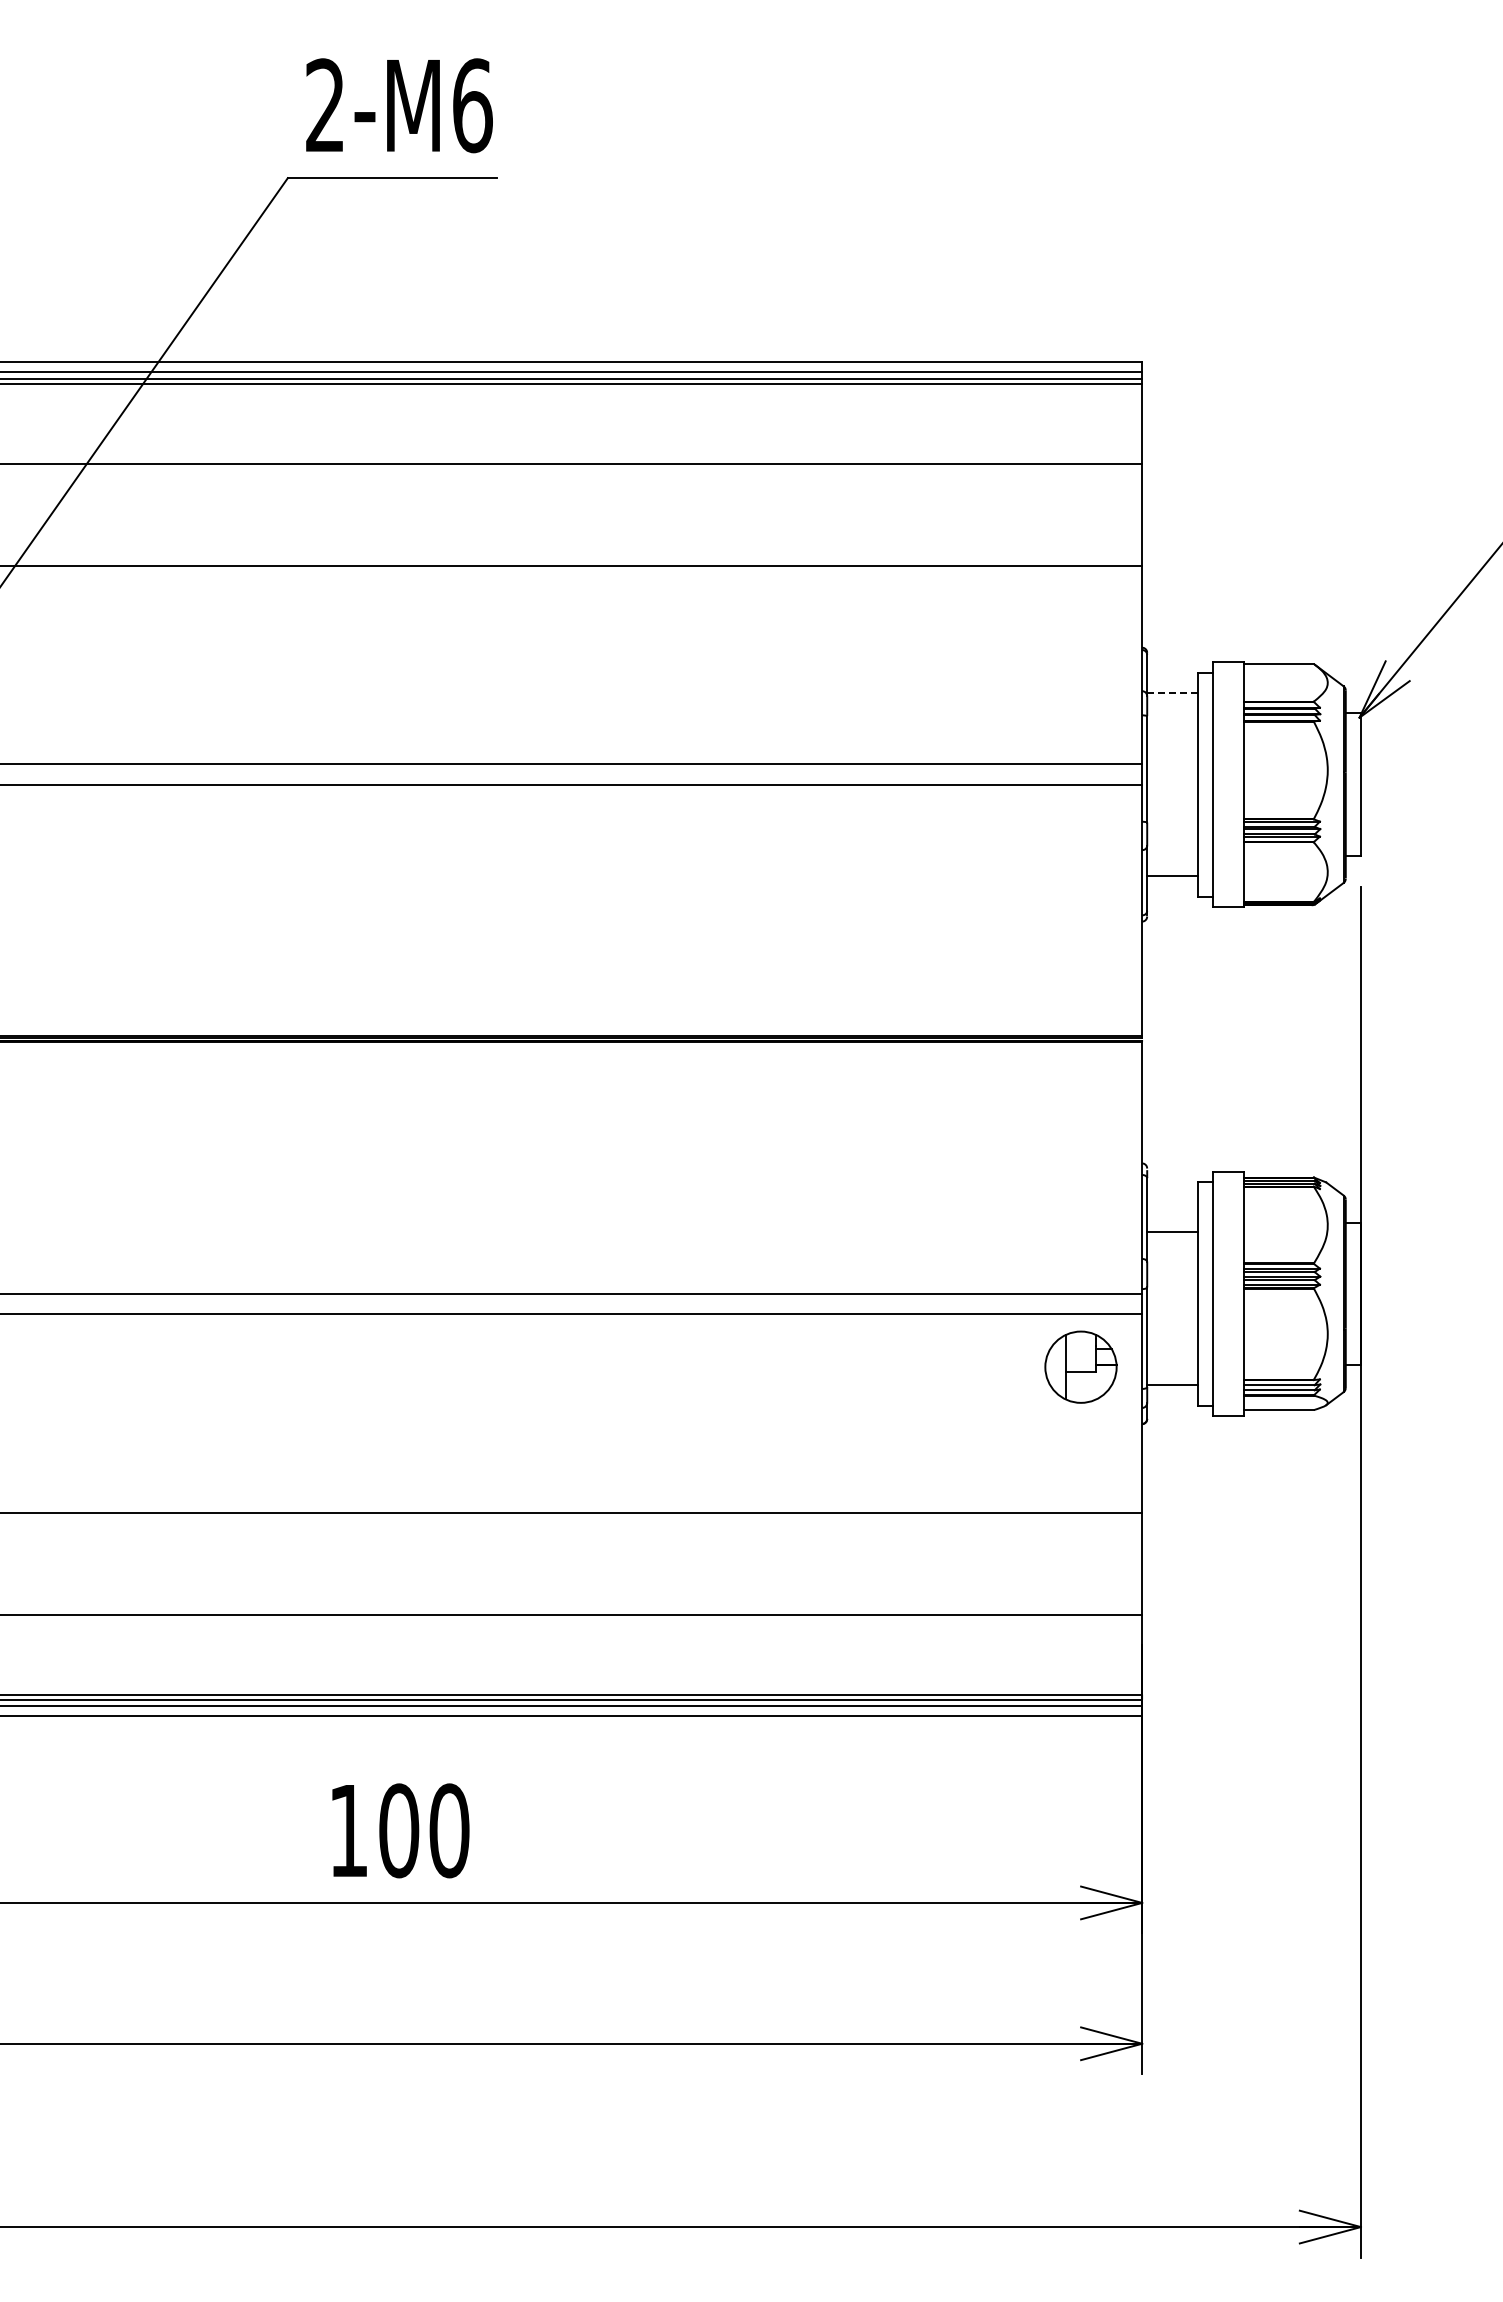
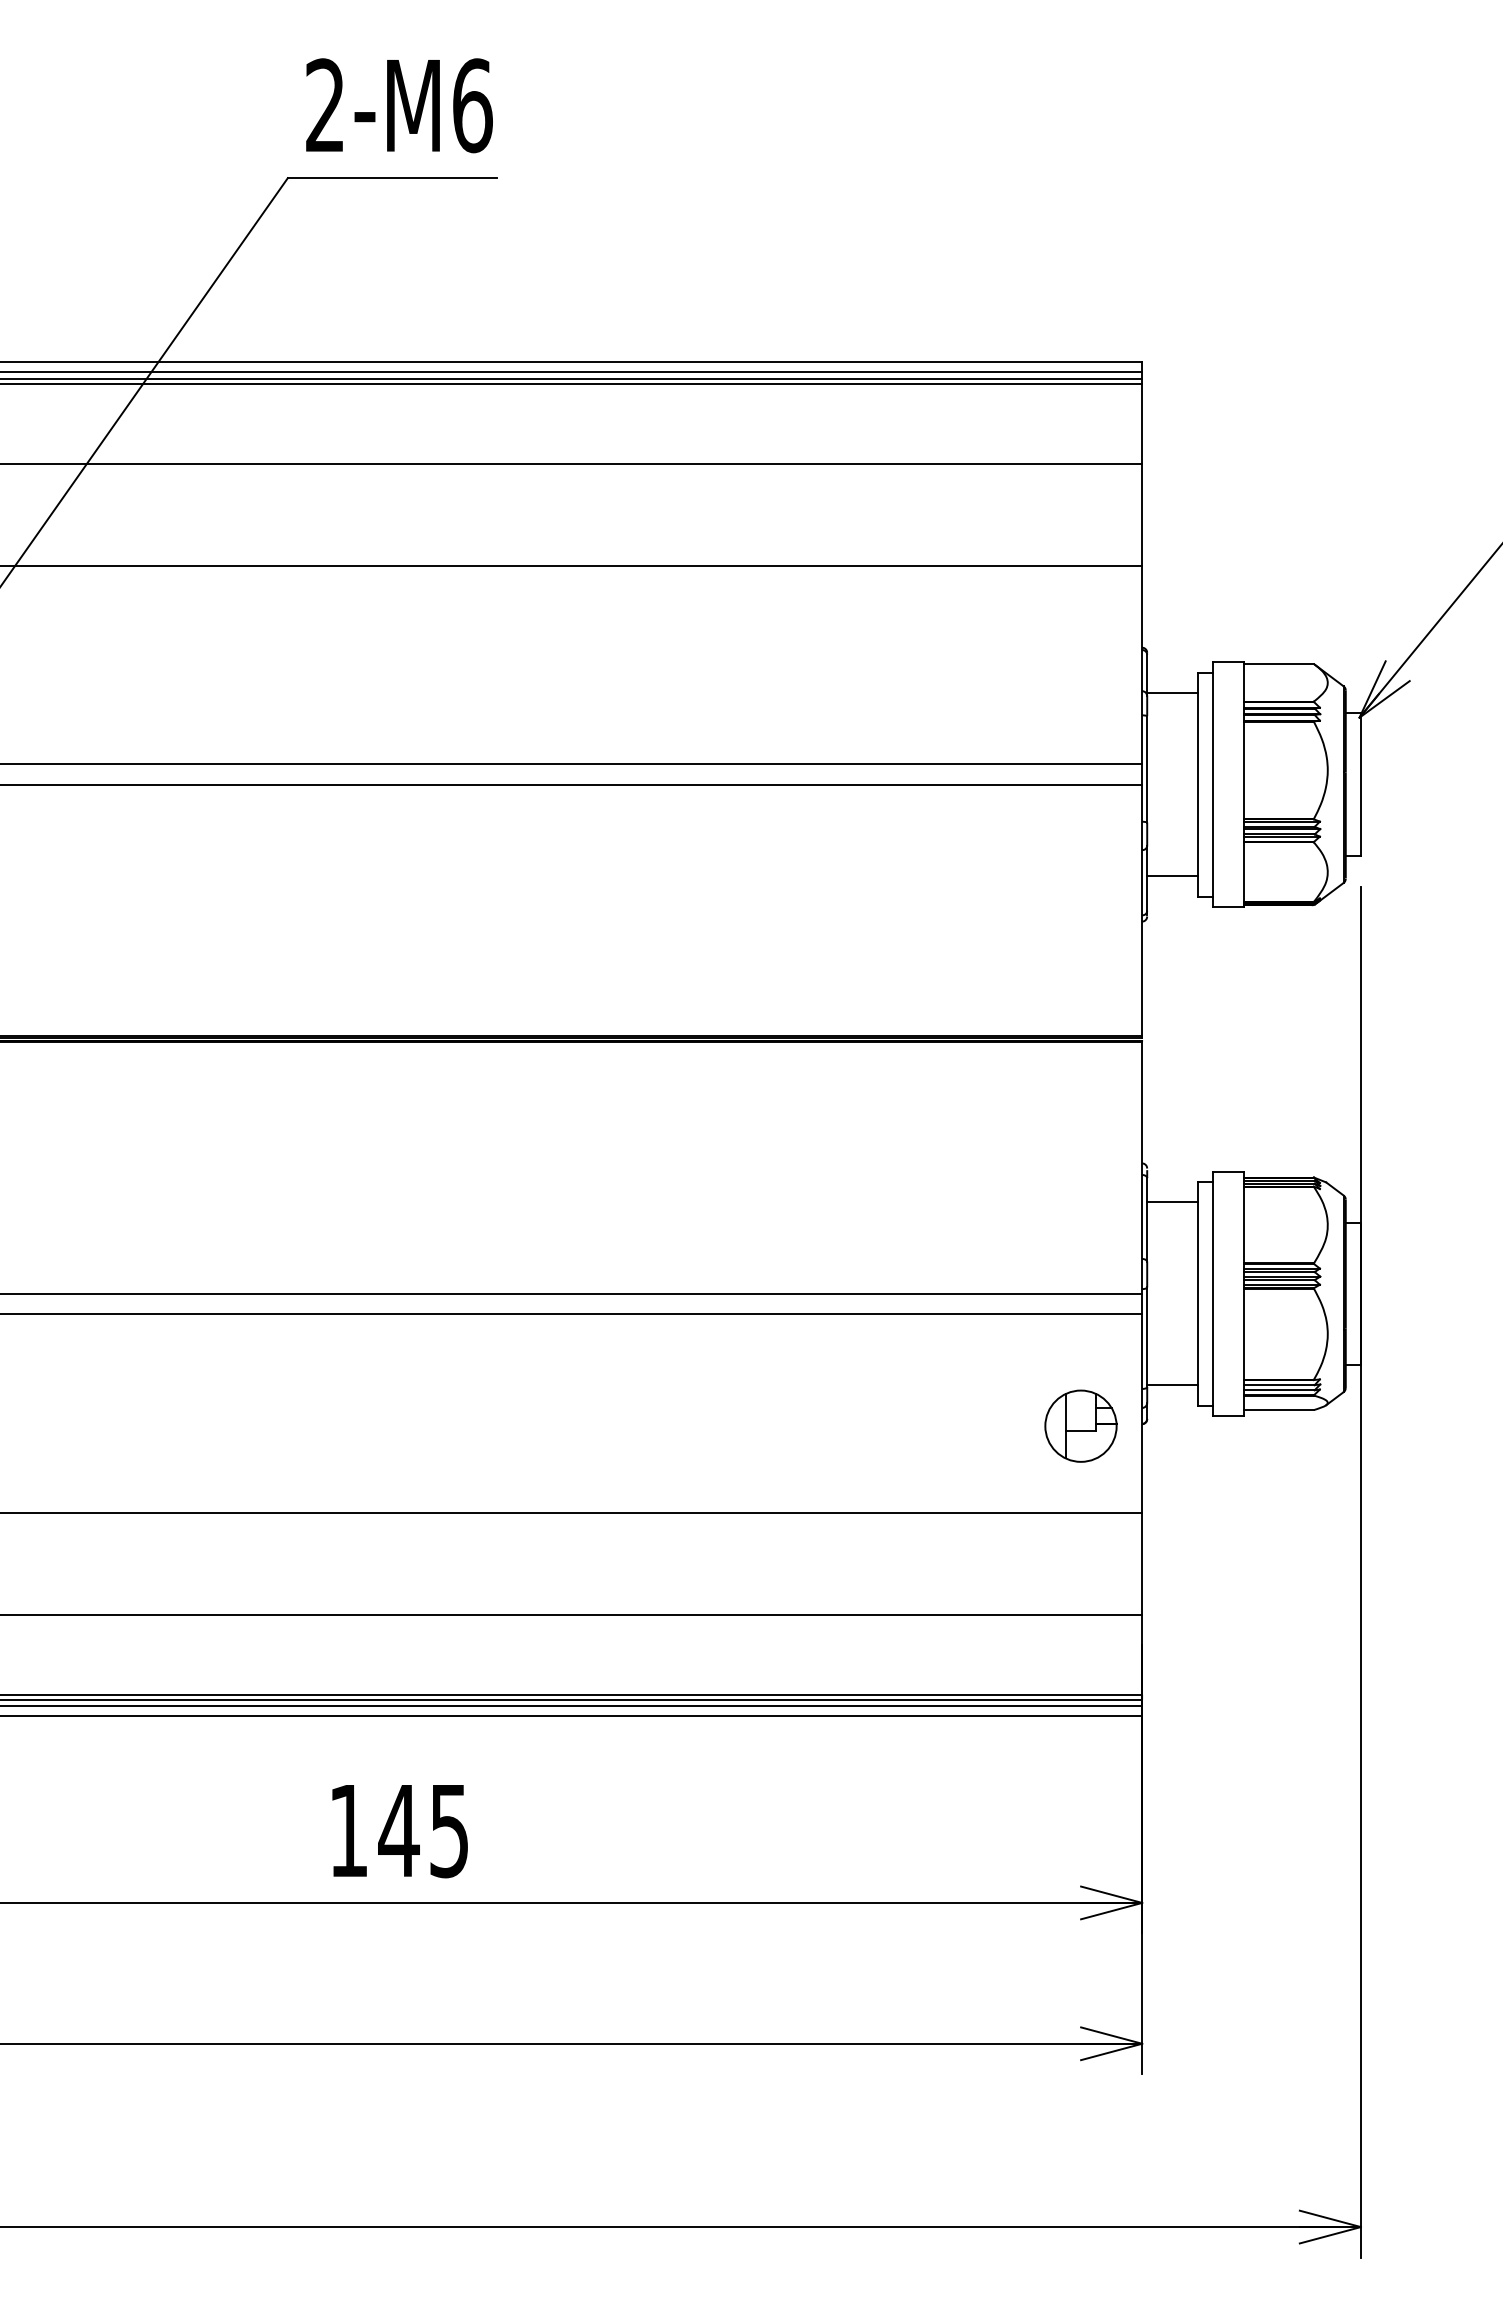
line: dashed -> solid (1172, 693)
line position: (1172, 1232) -> (1172, 1202) (1172, 1202)
part position: (1080, 1366) -> (1080, 1425) (1080, 1425)
text: 100 -> 145 (423, 1830)
